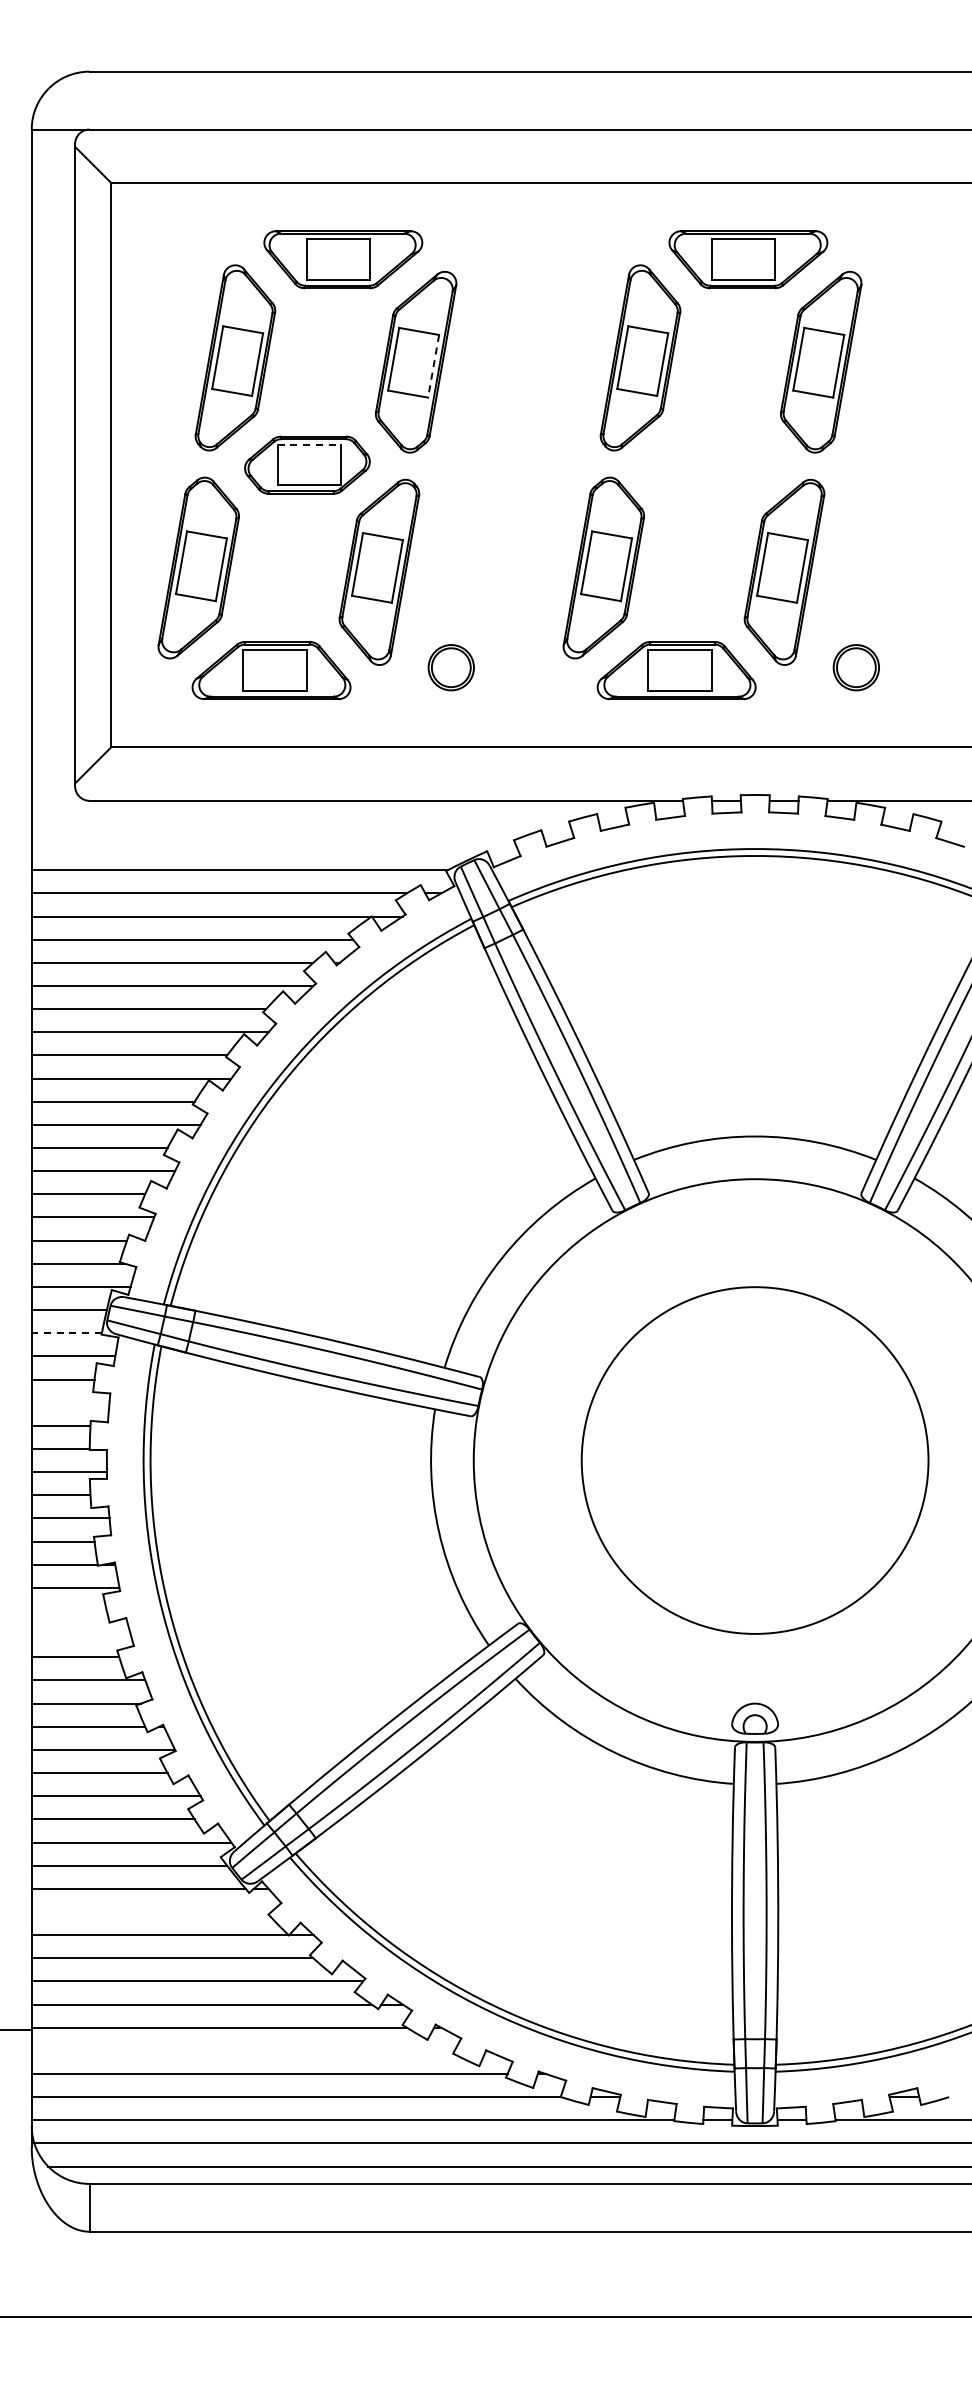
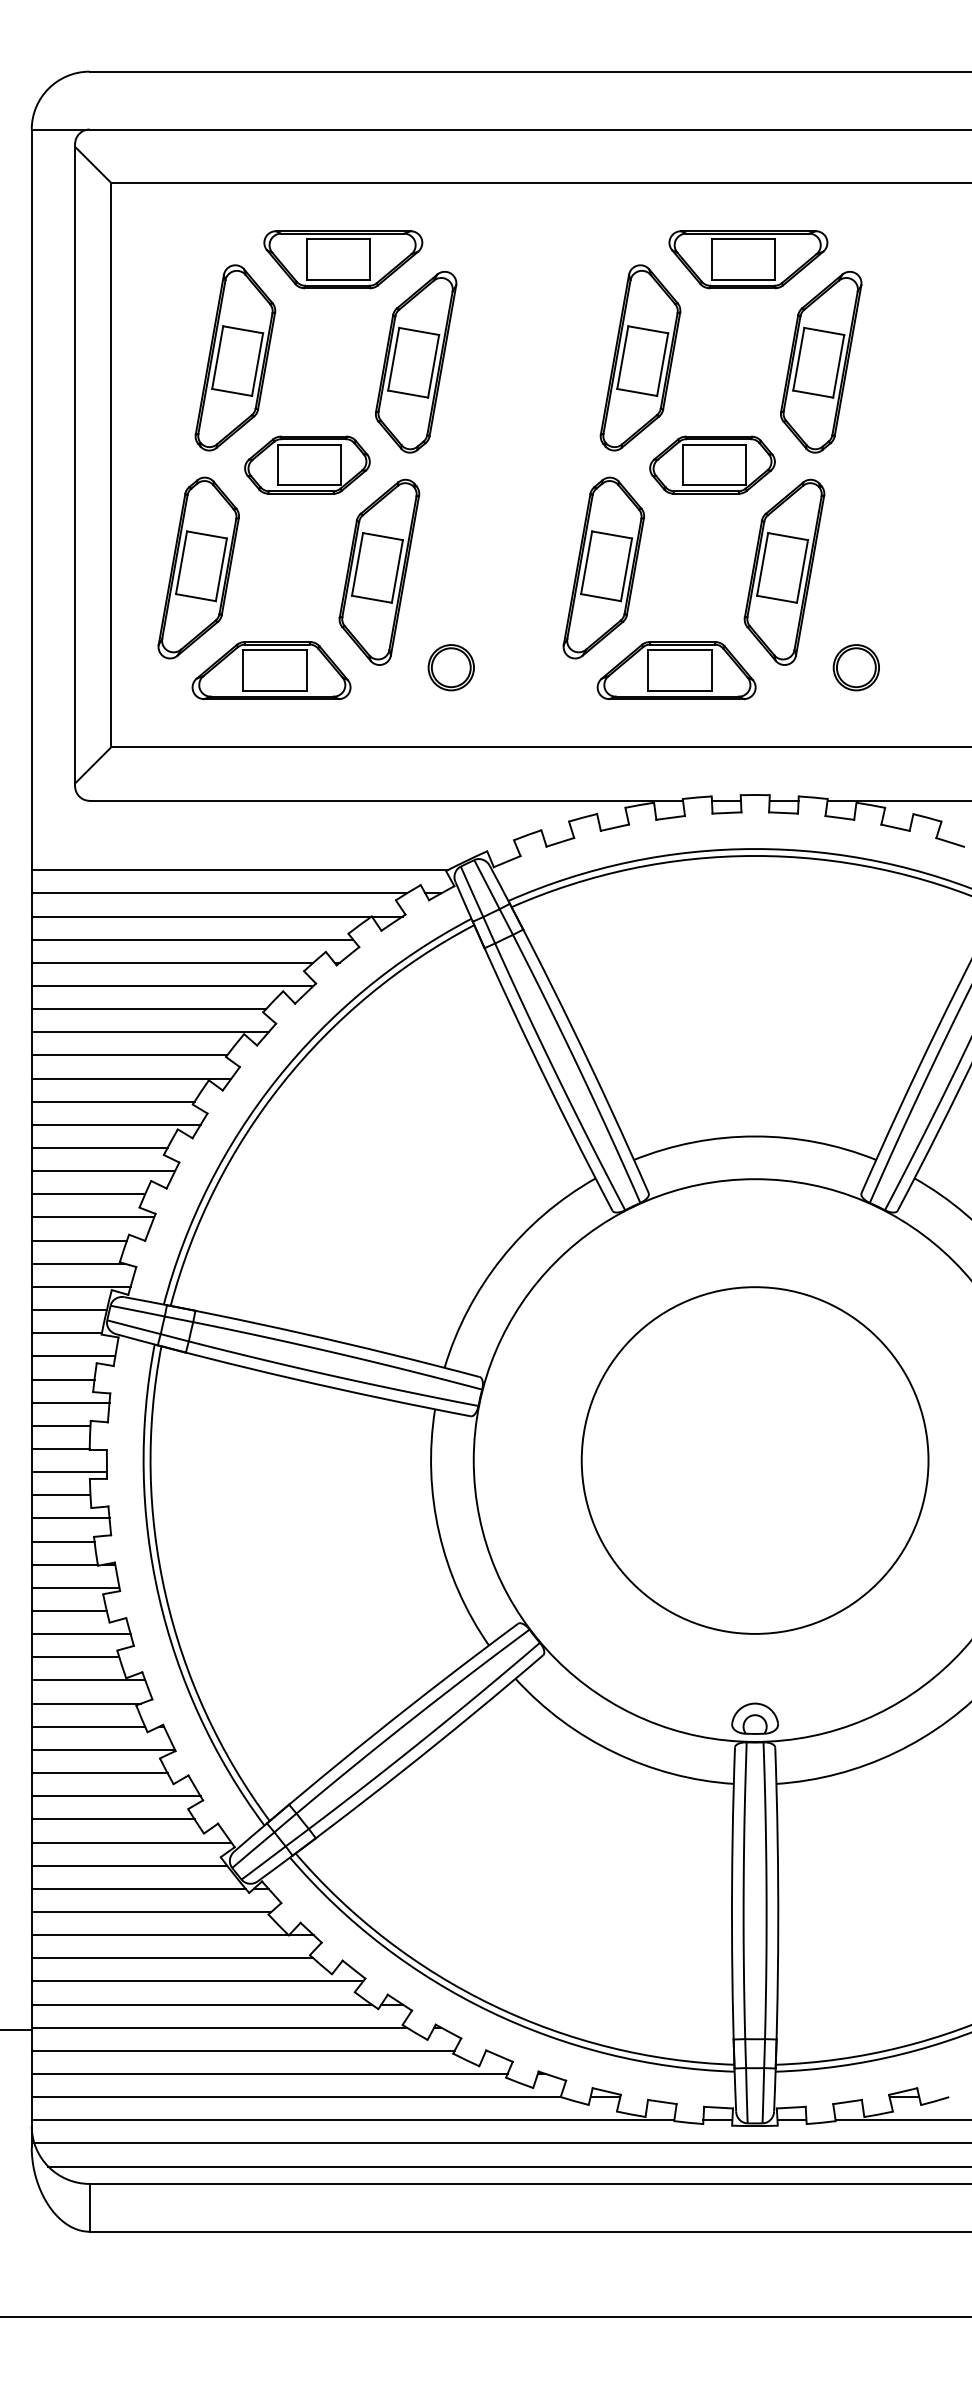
line: dashed -> solid (433, 366)
line: dashed -> solid (309, 444)
part: none -> present (712, 464)
line: dashed -> solid (66, 1333)
line: none -> present (70, 1402)
line: none -> present (68, 1611)
line: none -> present (80, 1634)
line: none -> present (151, 1911)
line: none -> present (242, 2050)
